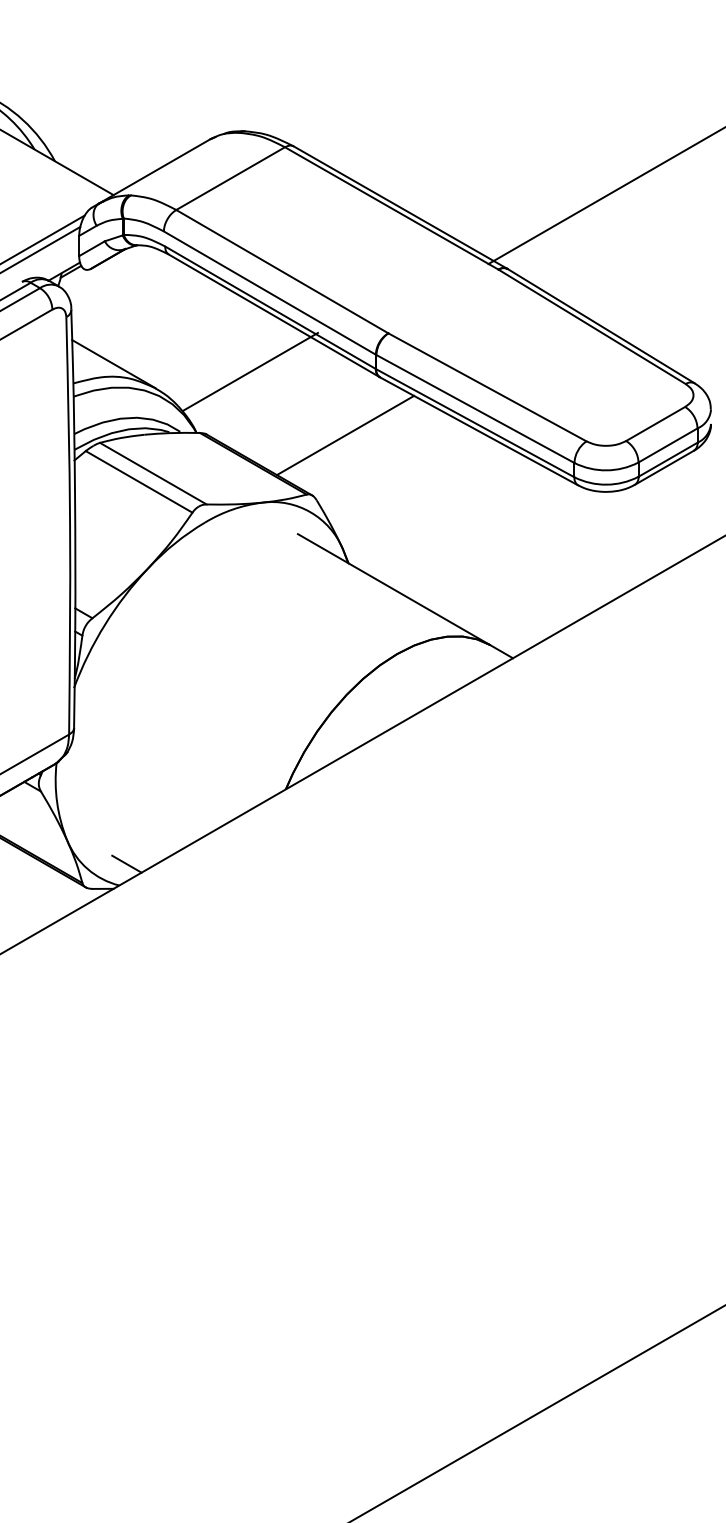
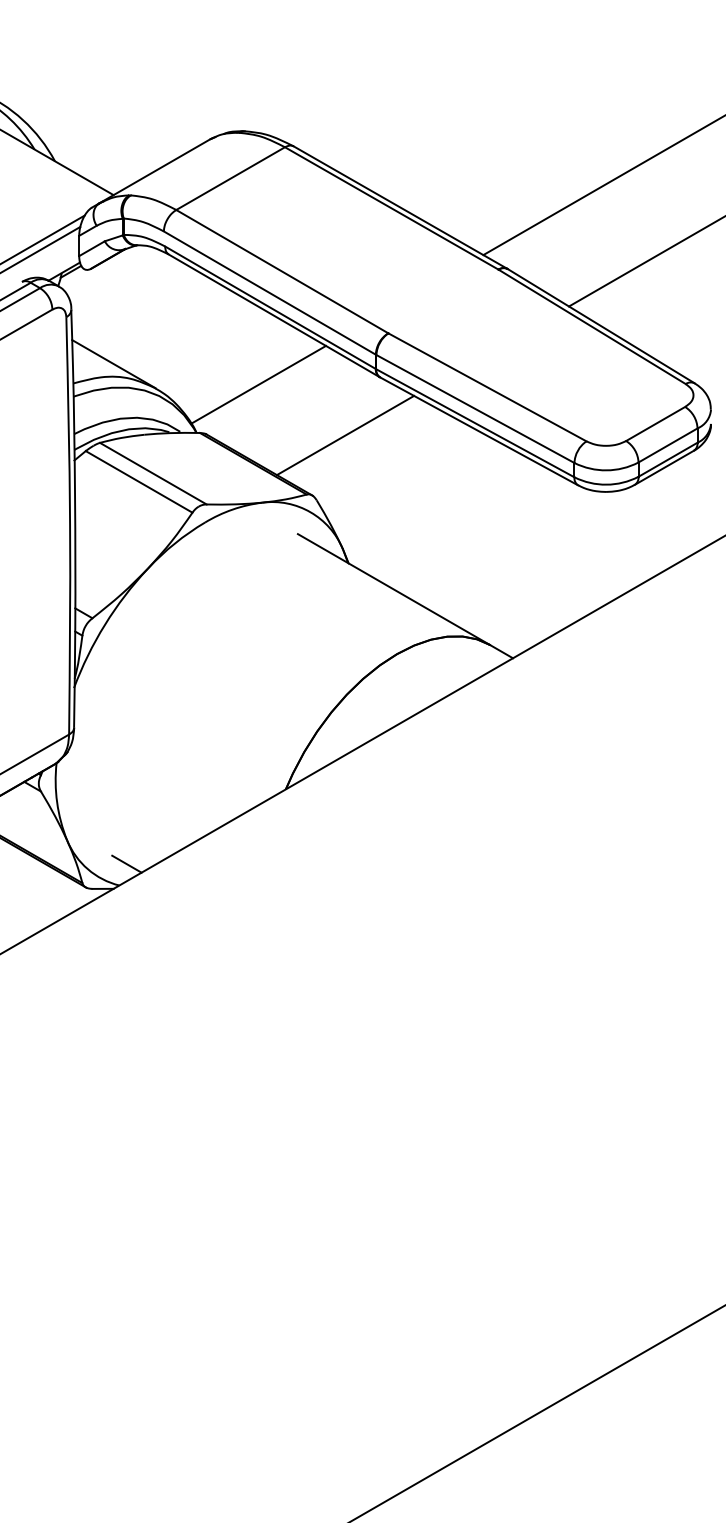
line position: (605, 196) -> (602, 185) (602, 185)
line: none -> present (645, 261)
line position: (250, 371) -> (258, 384) (258, 384)
